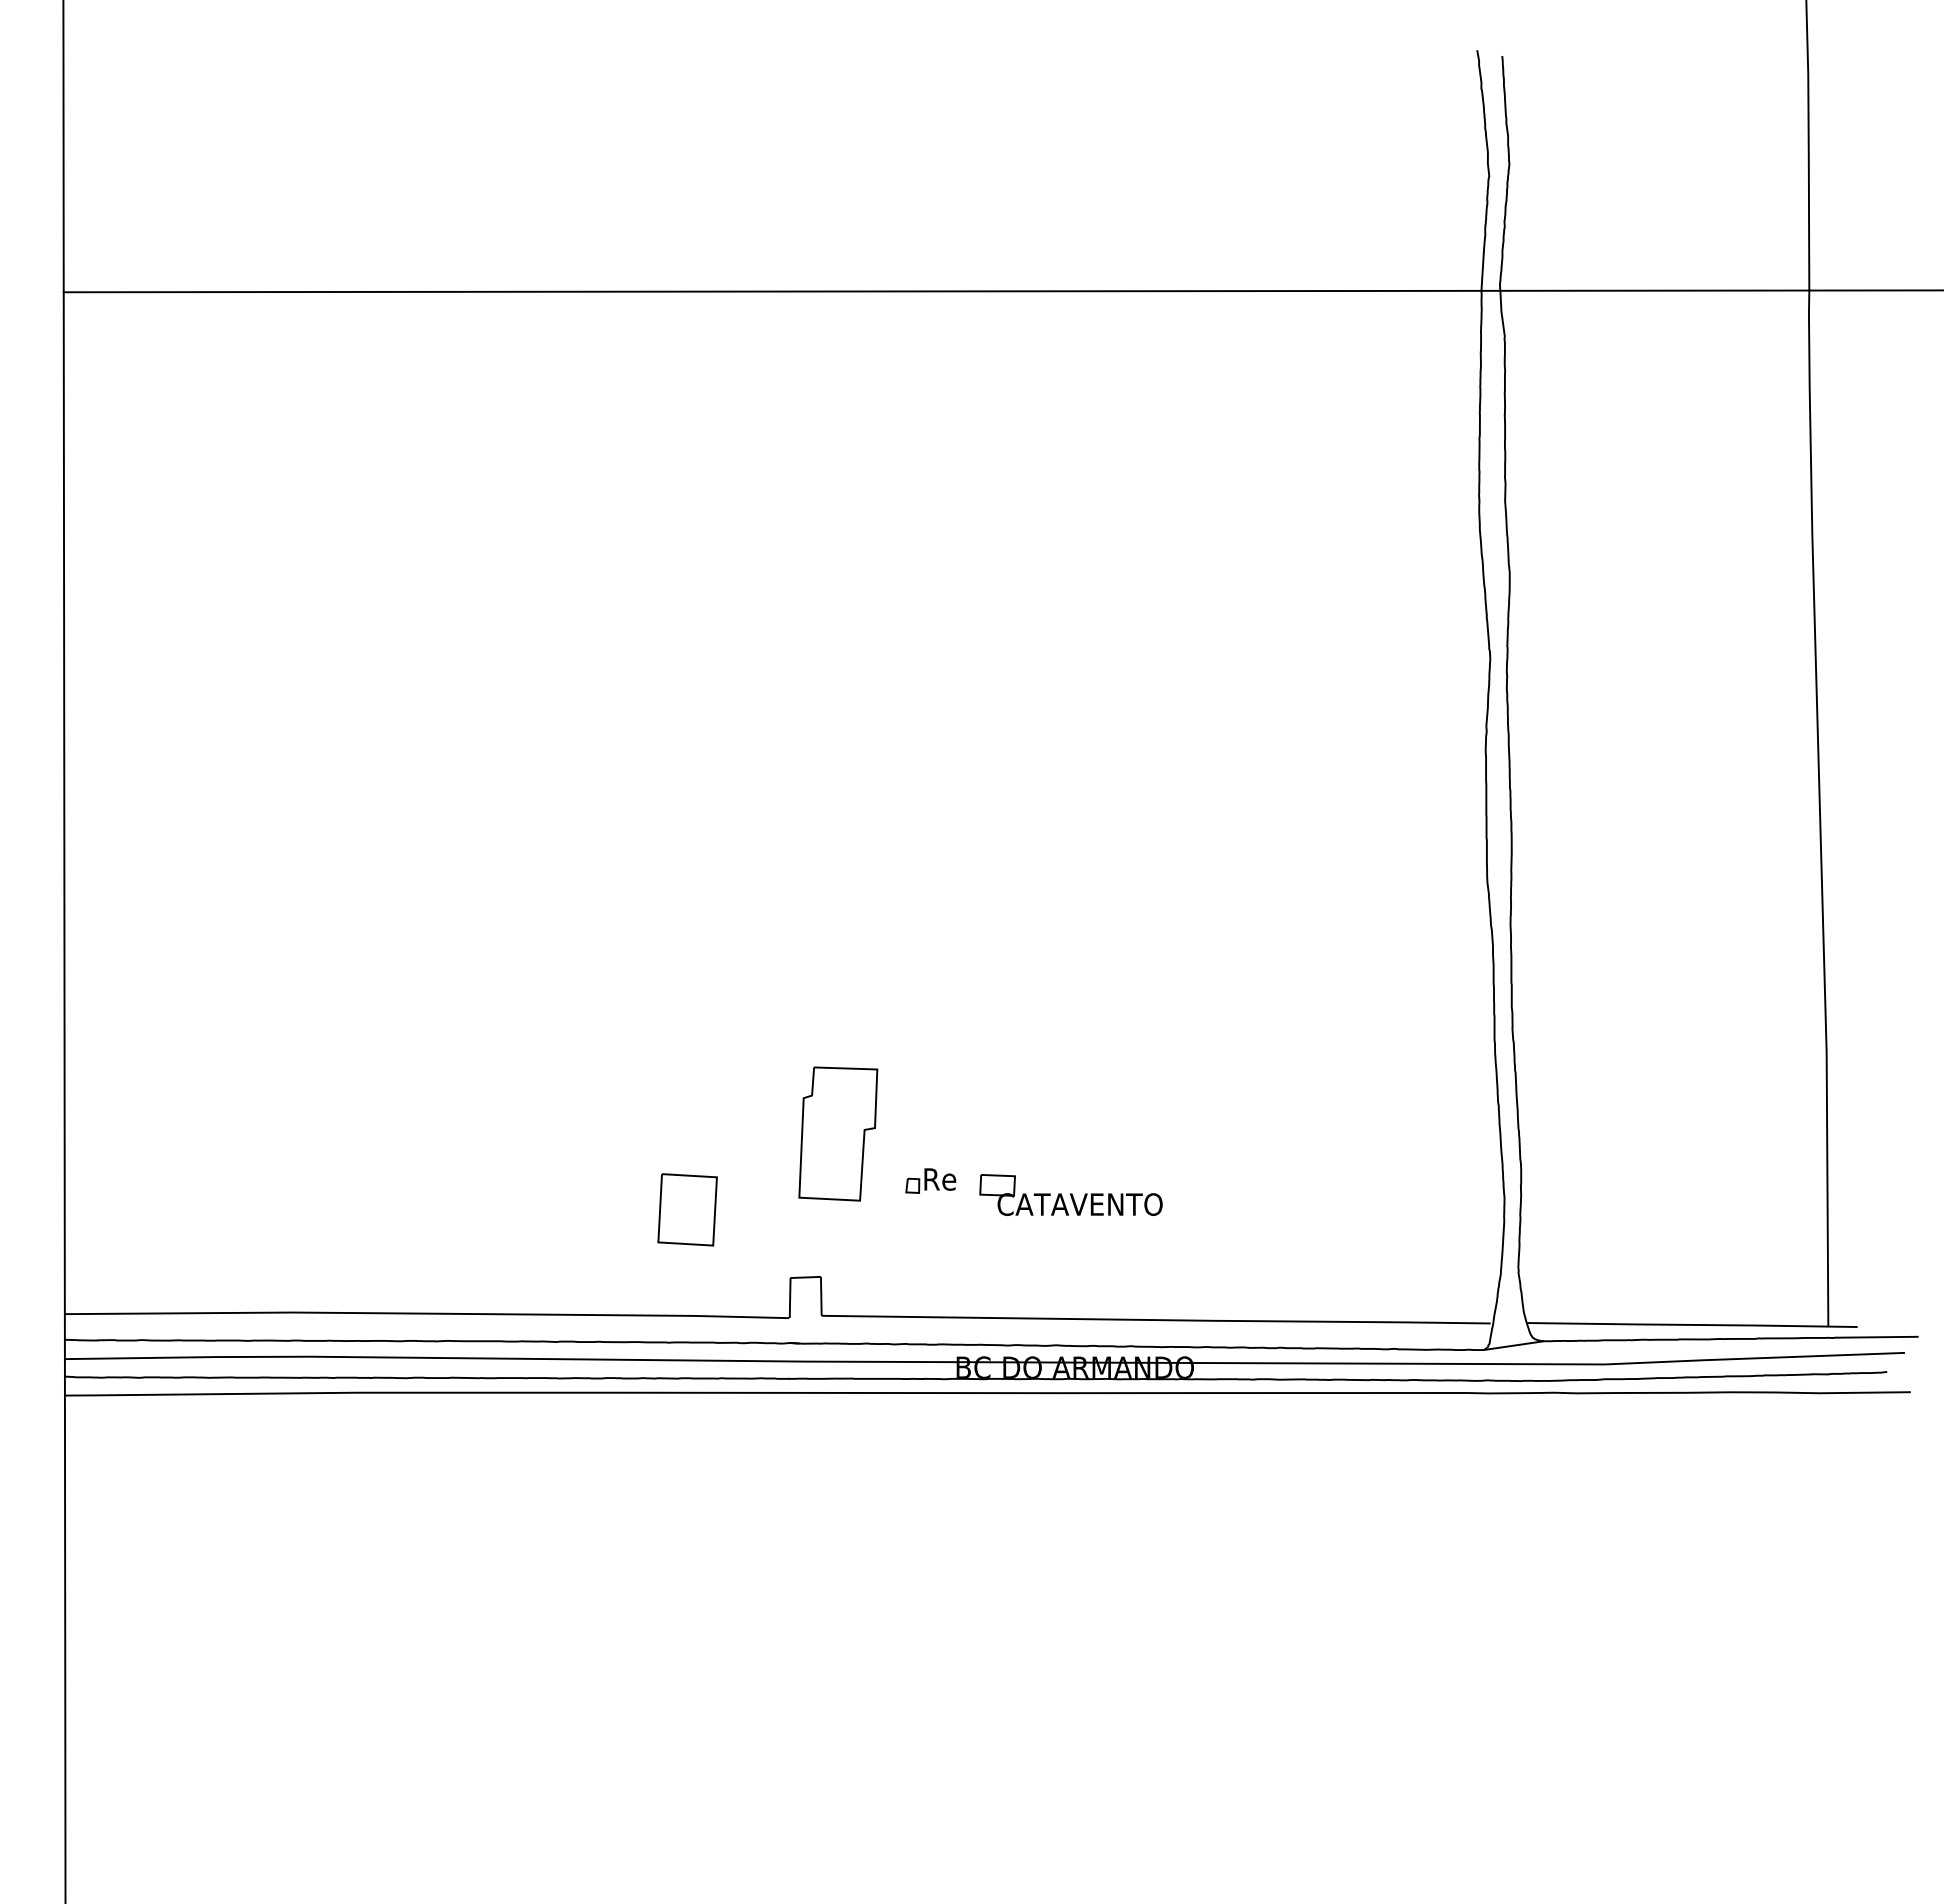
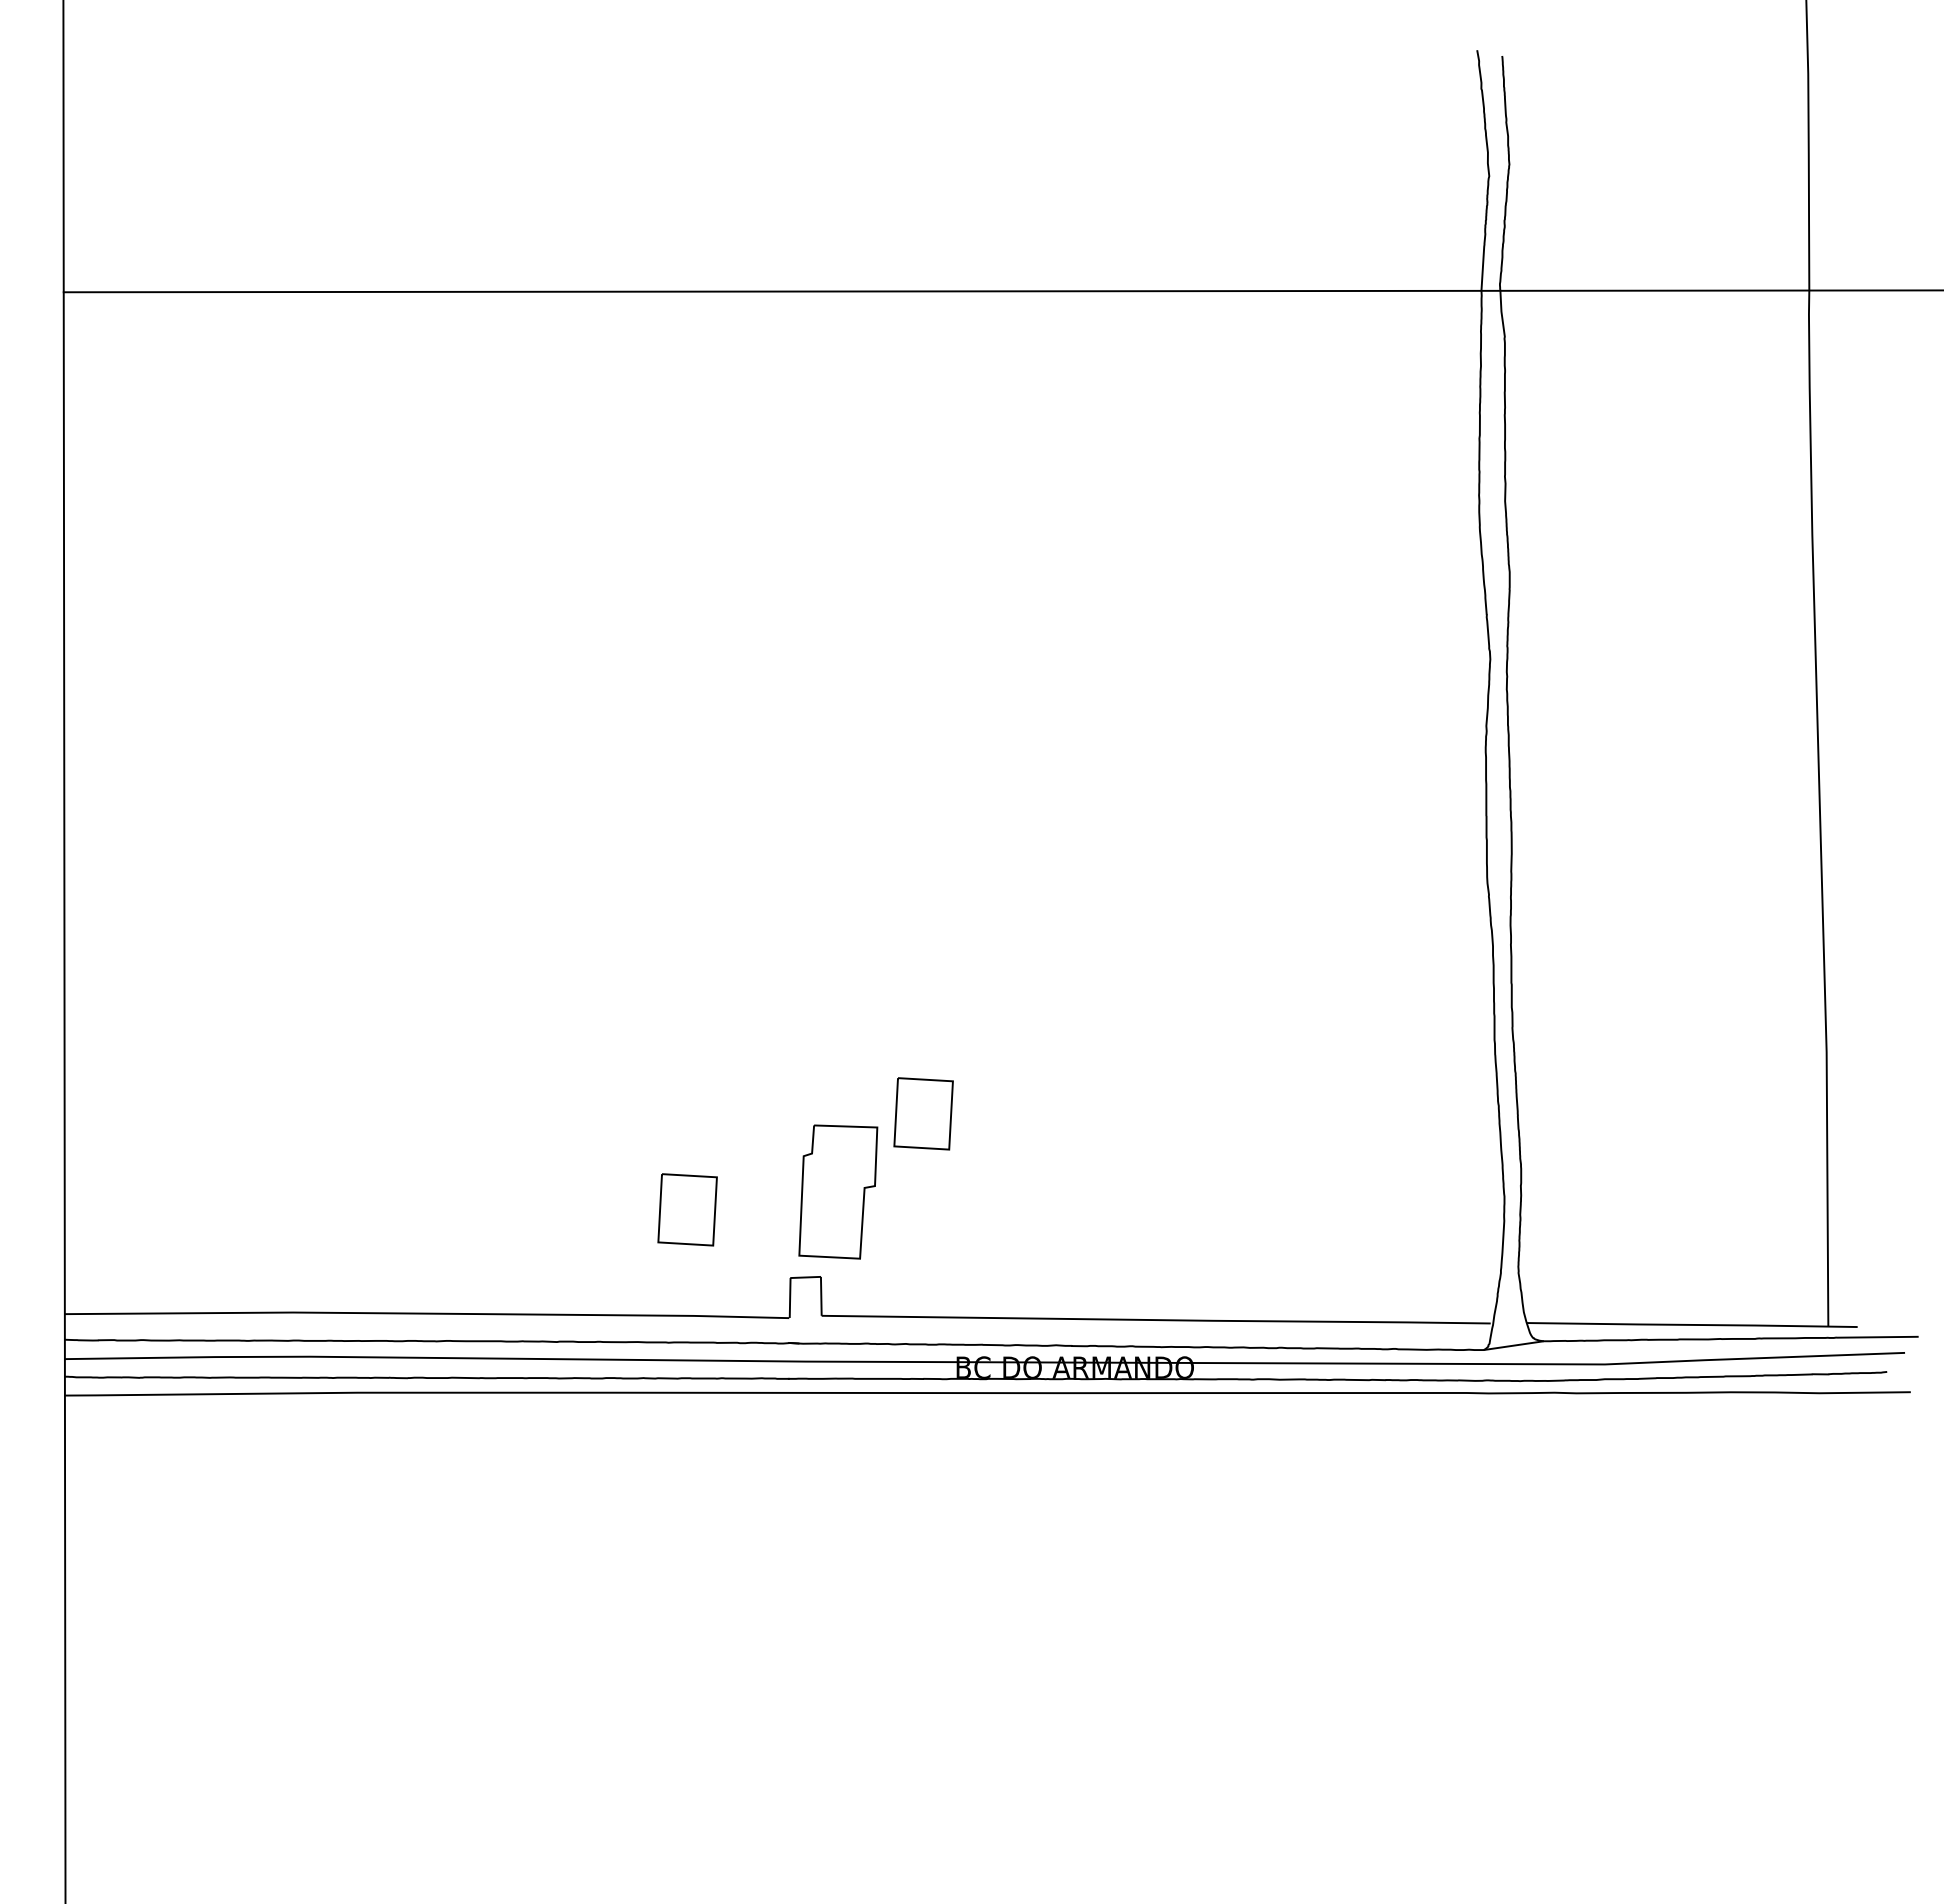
part: none -> present (923, 1113)
part position: (838, 1133) -> (838, 1191) (838, 1191)
part: present -> none (930, 1180)
part: present -> none (1070, 1194)
